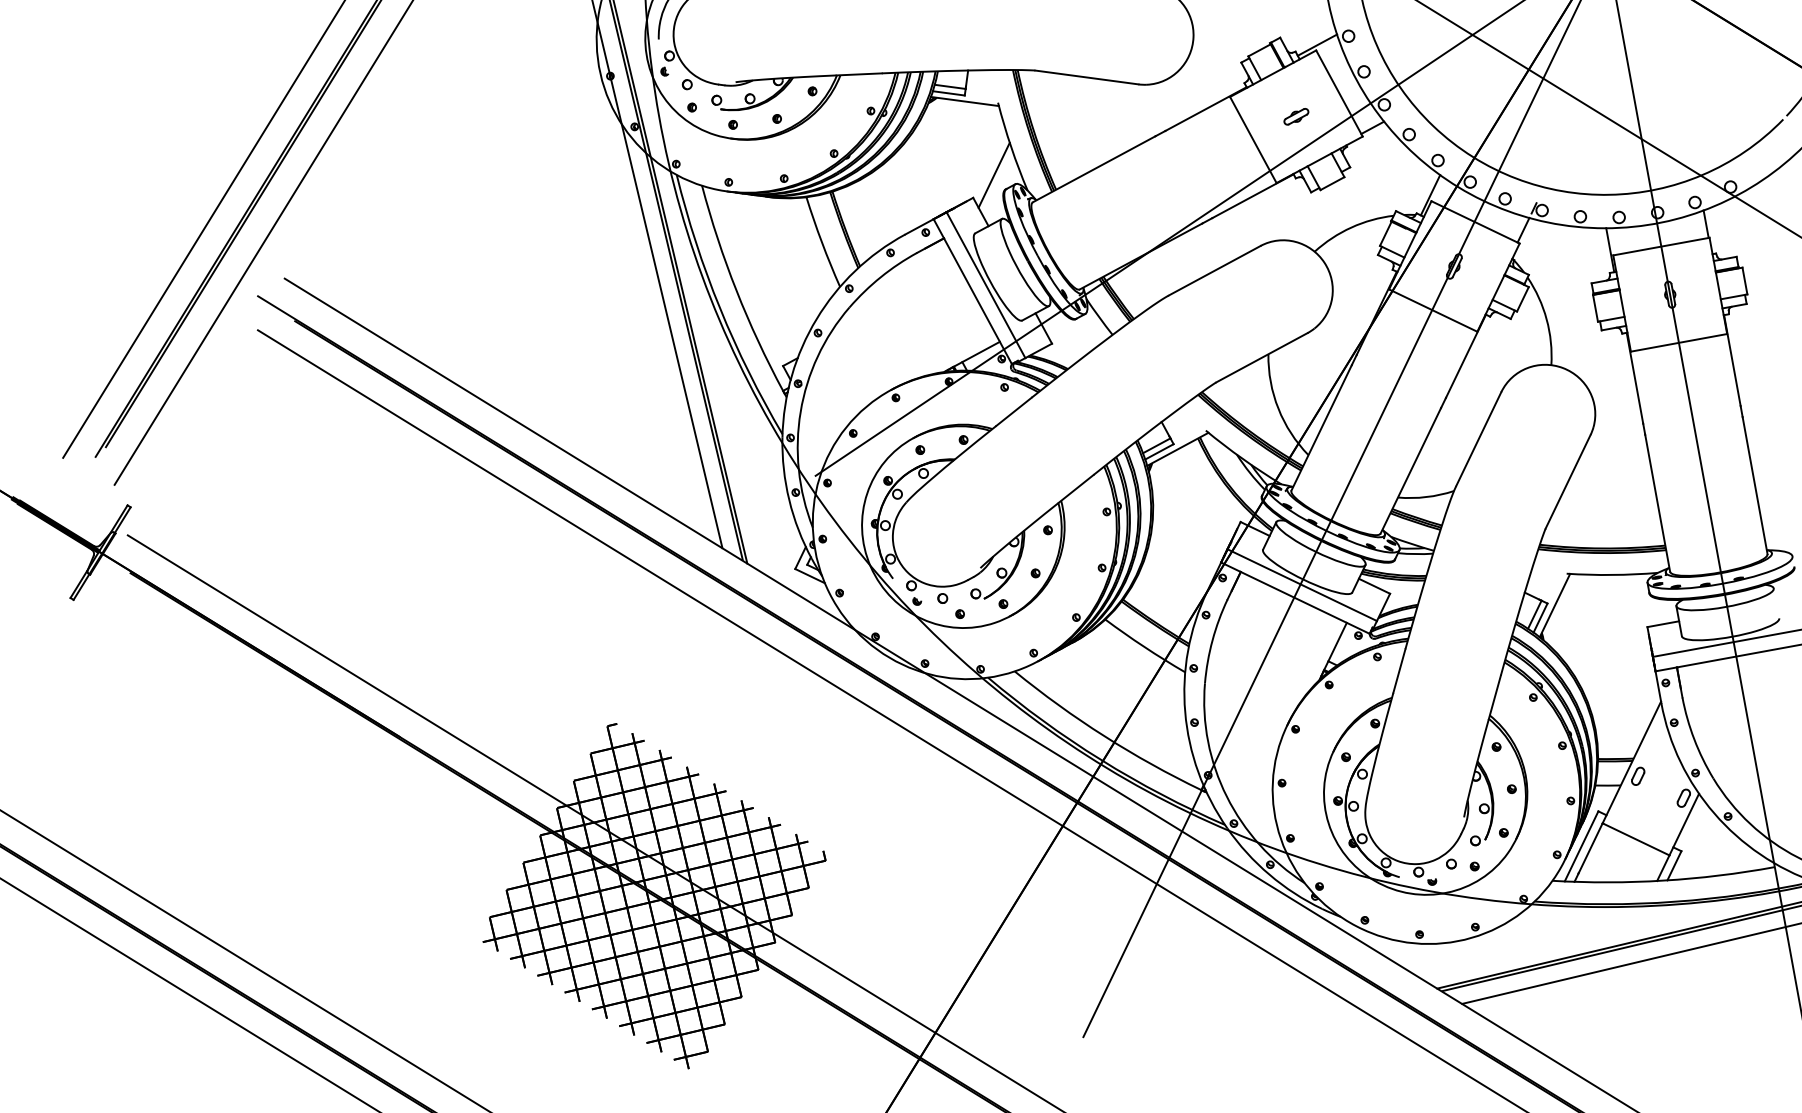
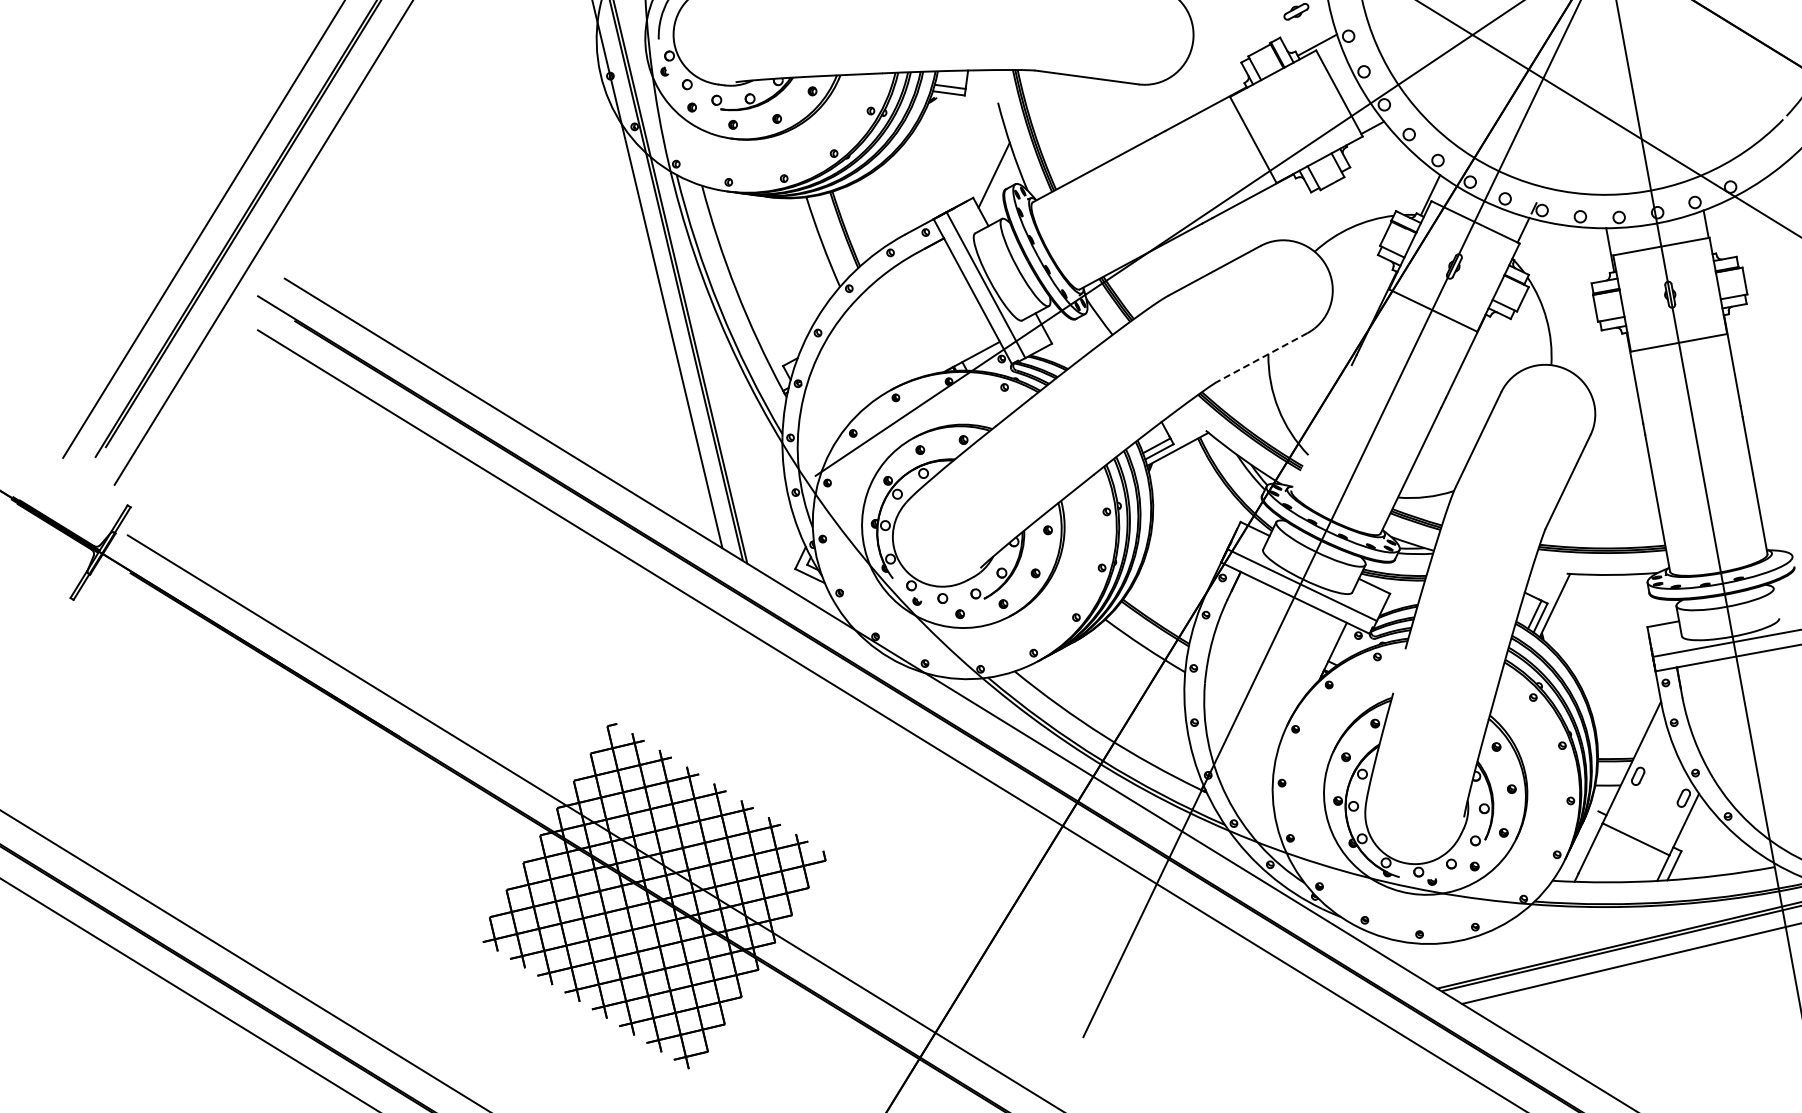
line: present -> none (964, 101)
part position: (1296, 116) -> (1296, 11) (1296, 11)
line: solid -> dashed (1261, 357)
line: present -> none (1321, 427)
line: present -> none (1399, 670)
line: present -> none (1581, 846)
